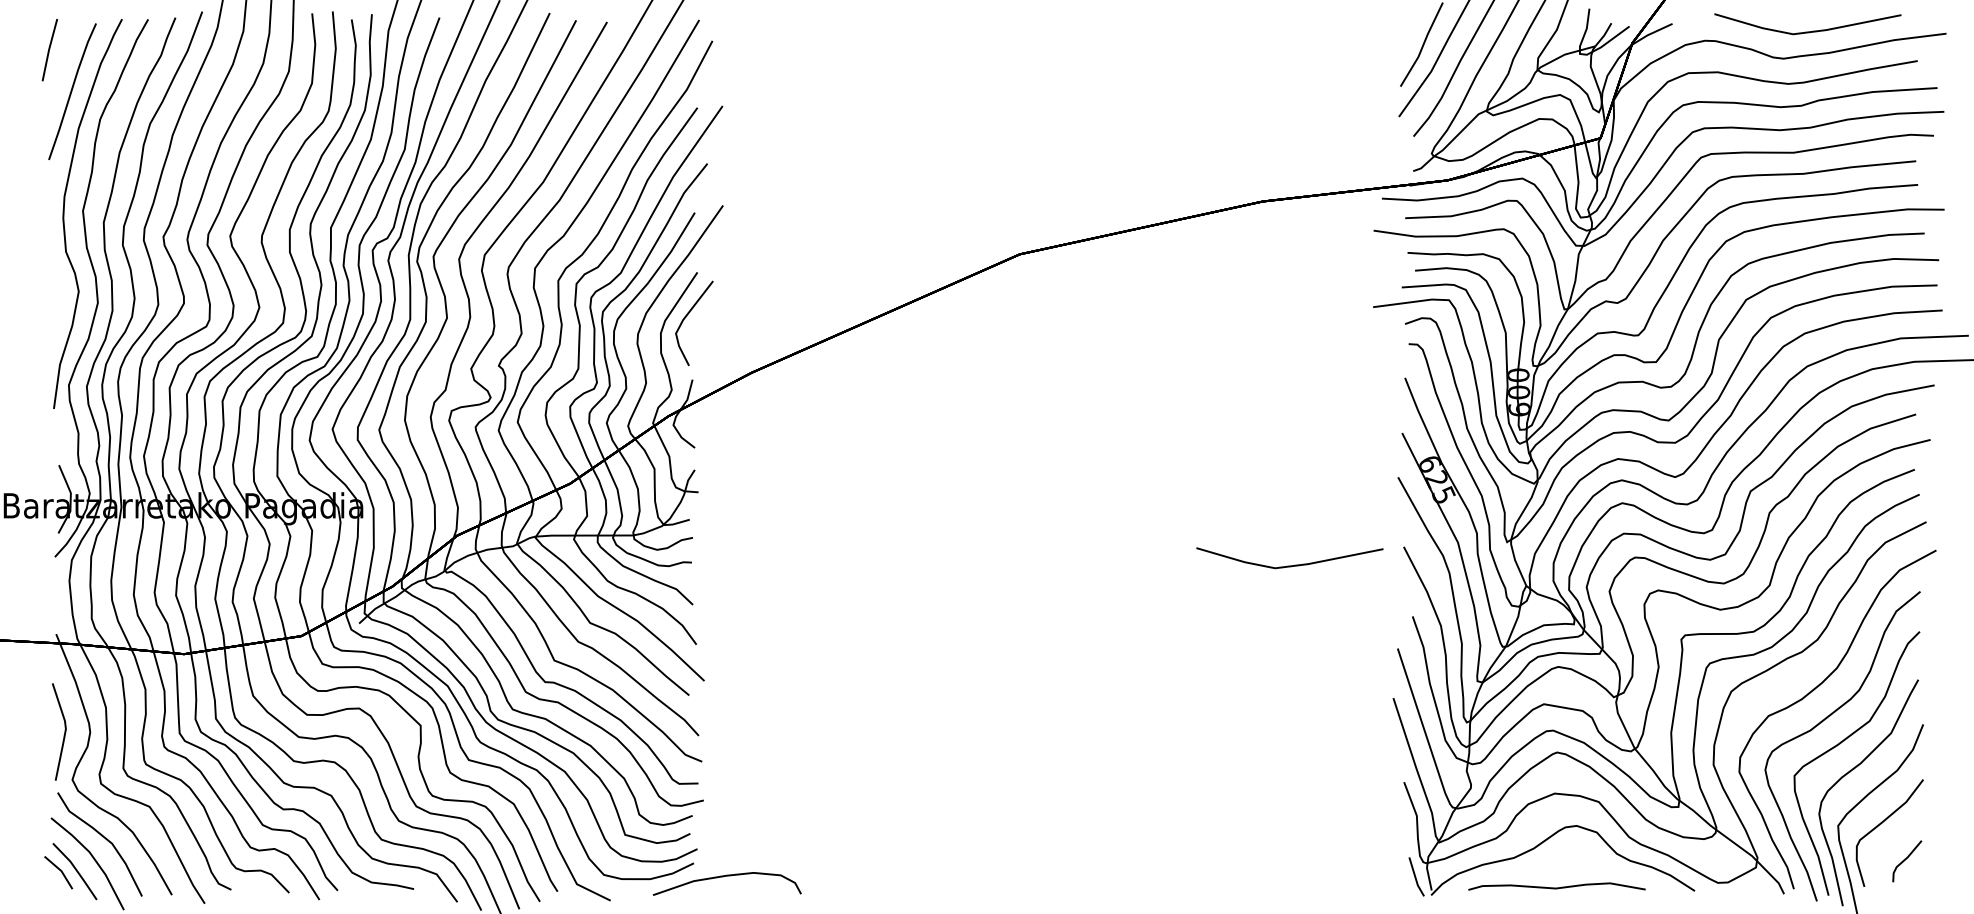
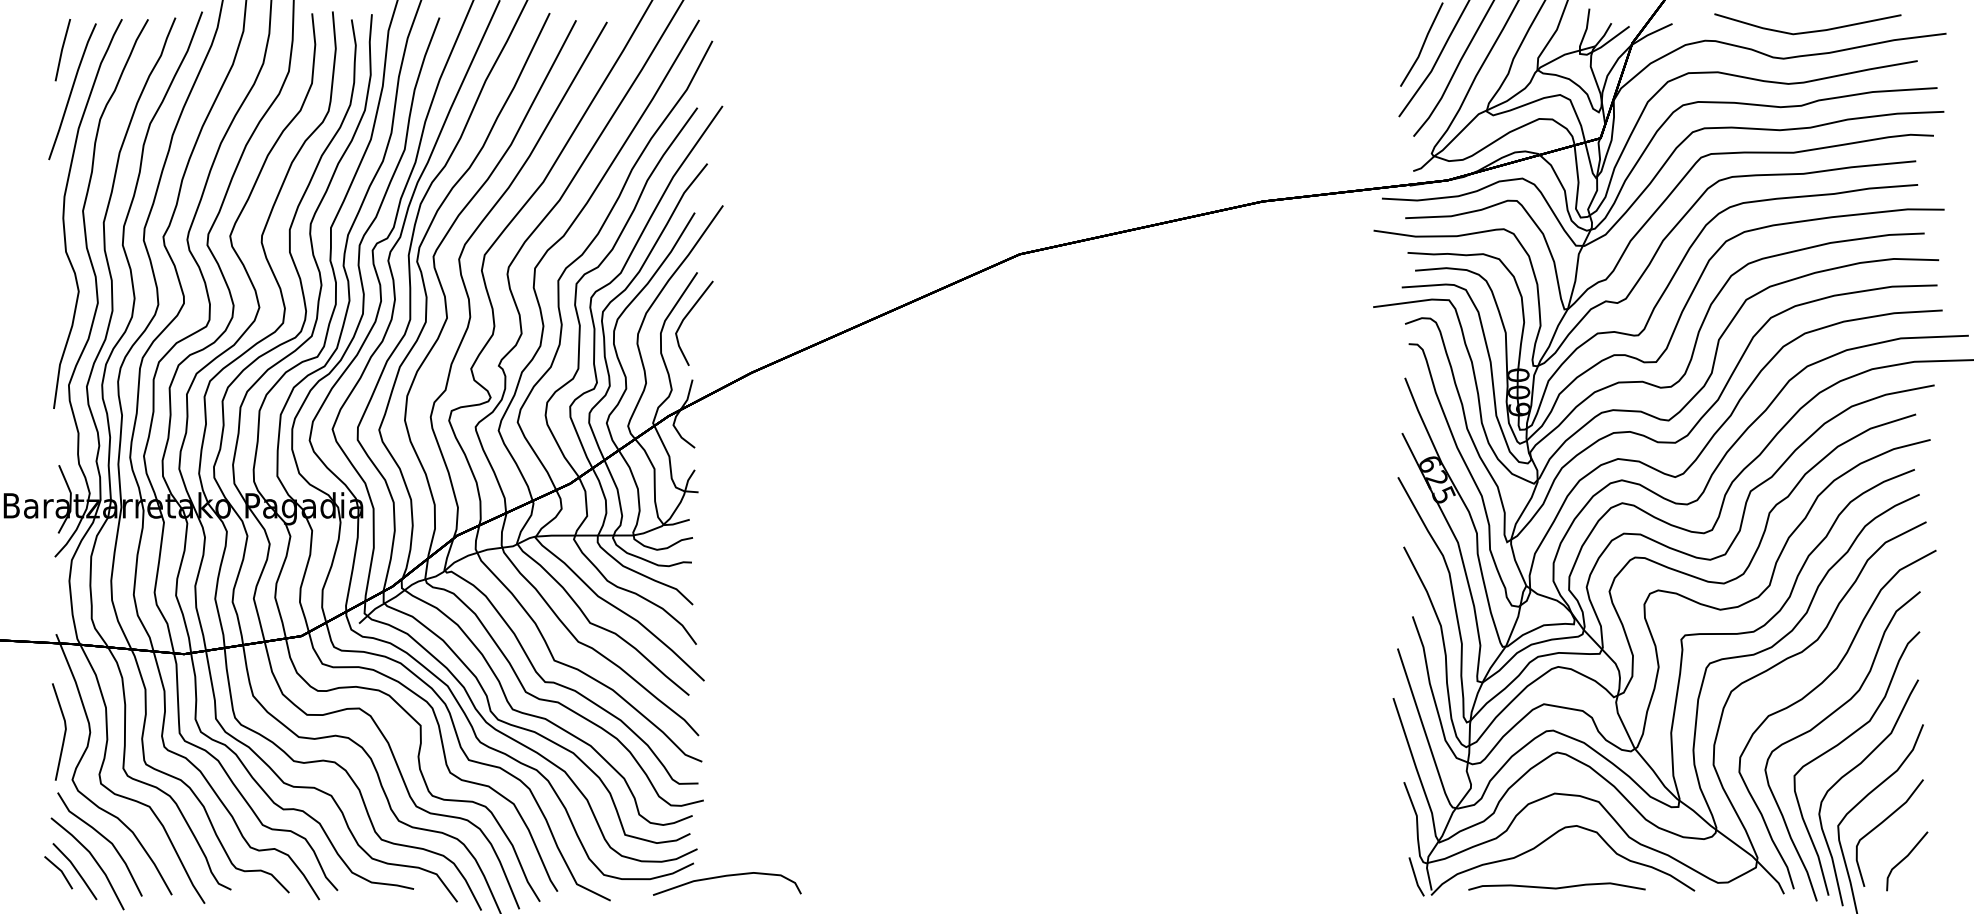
line position: (49, 50) -> (62, 50) (62, 50)
line: present -> none (1289, 565)
part size: 31x43 px -> 43x61 px (1907, 861)
